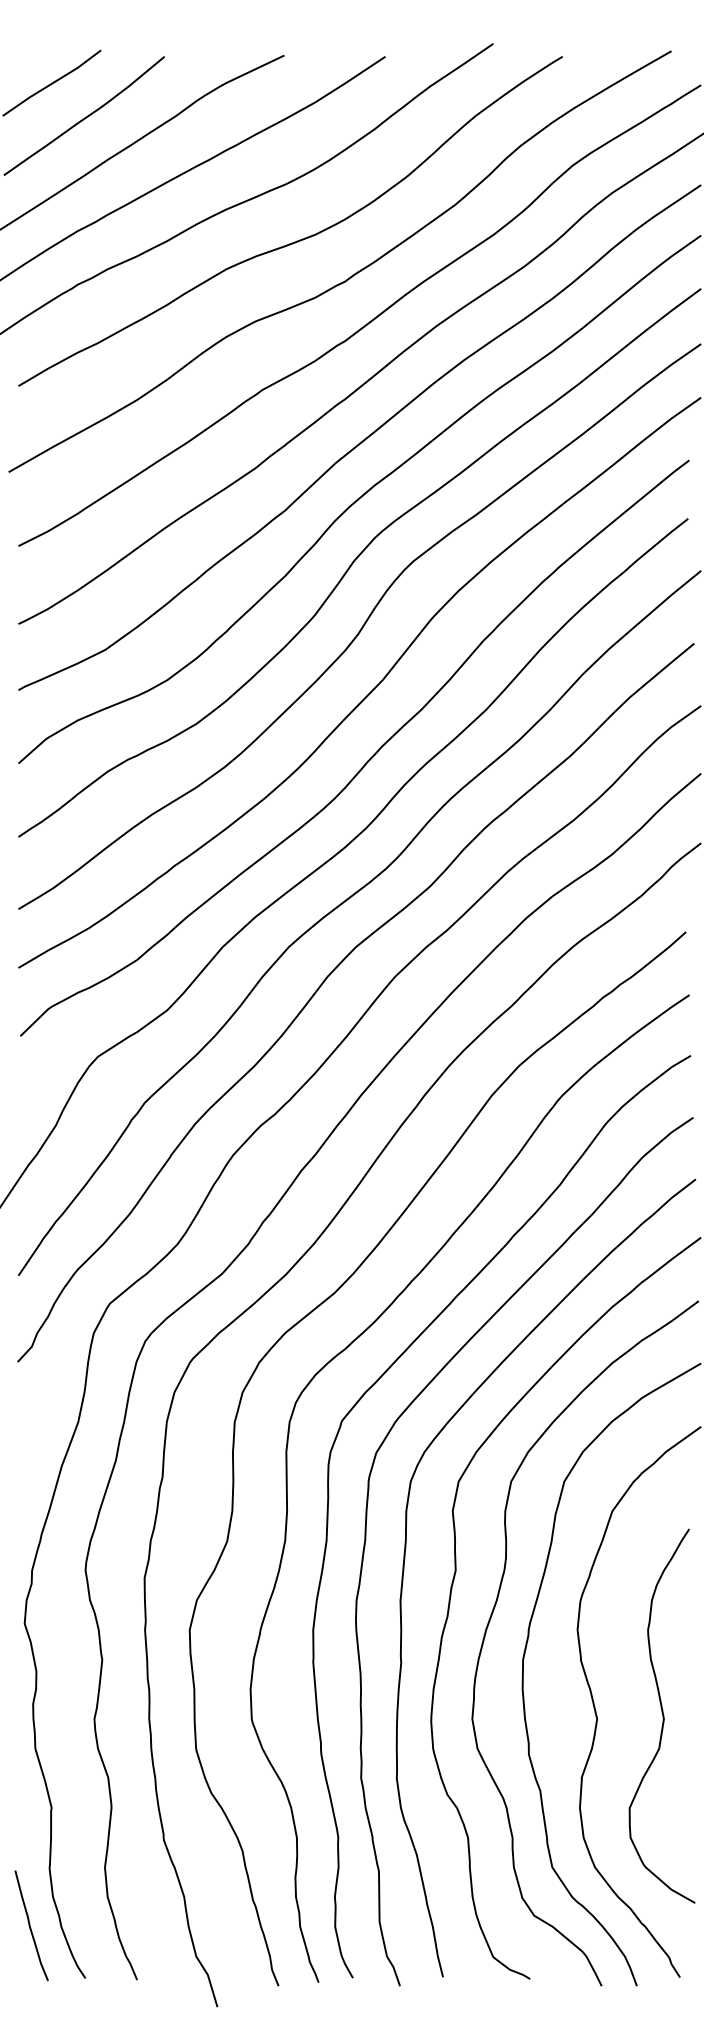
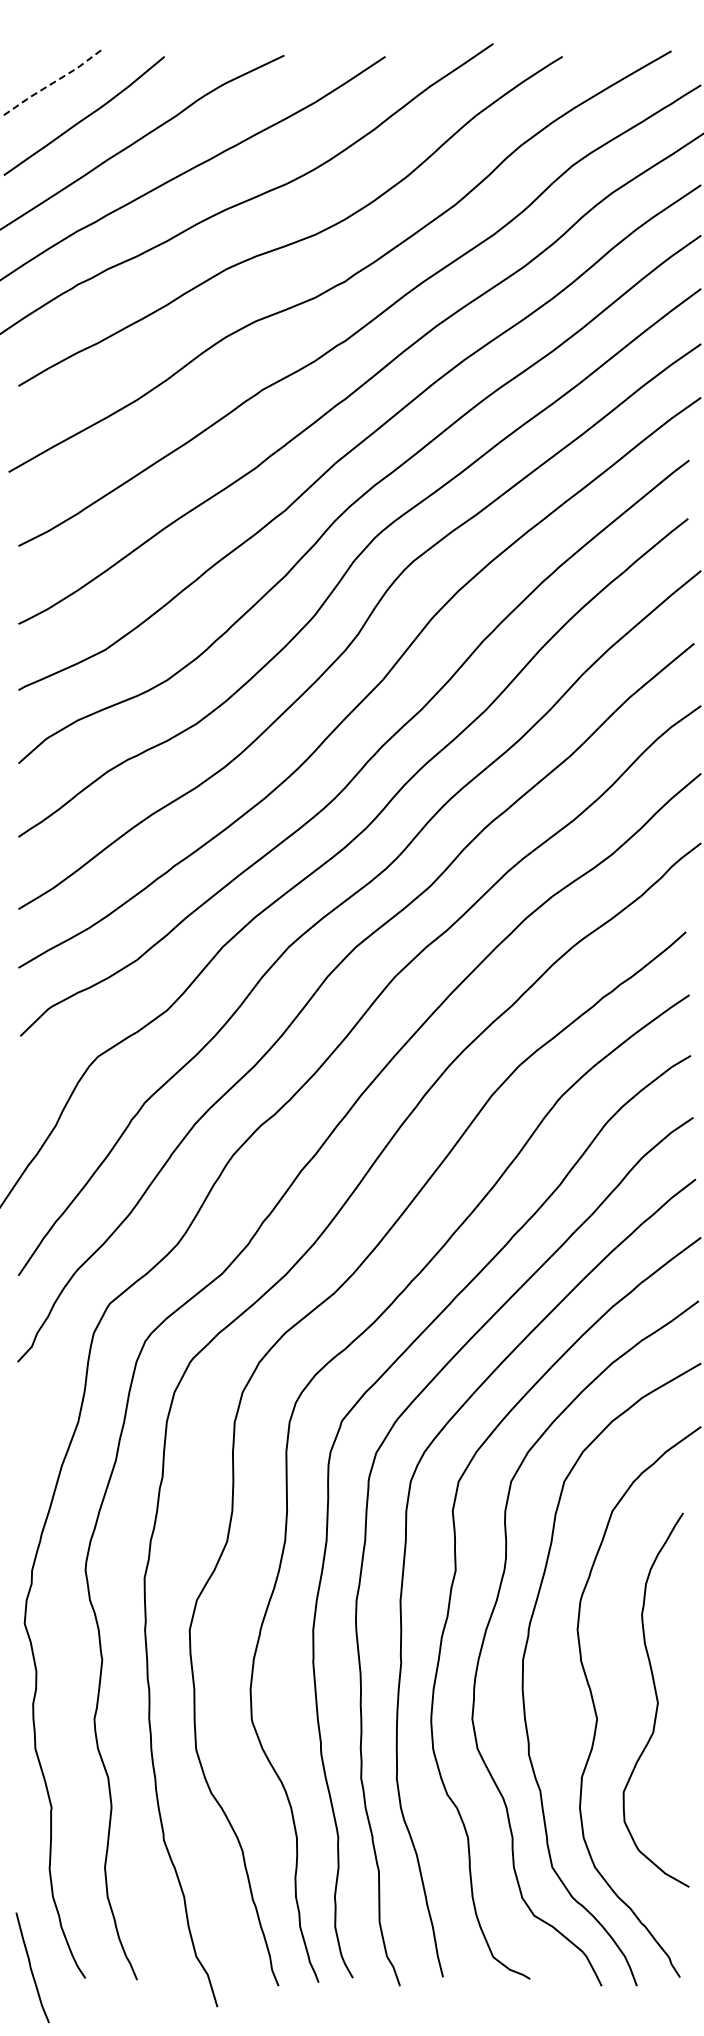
line: solid -> dashed (52, 83)
curve position: (662, 1715) -> (656, 1699) (656, 1699)
curve position: (30, 1925) -> (31, 1967) (31, 1967)
